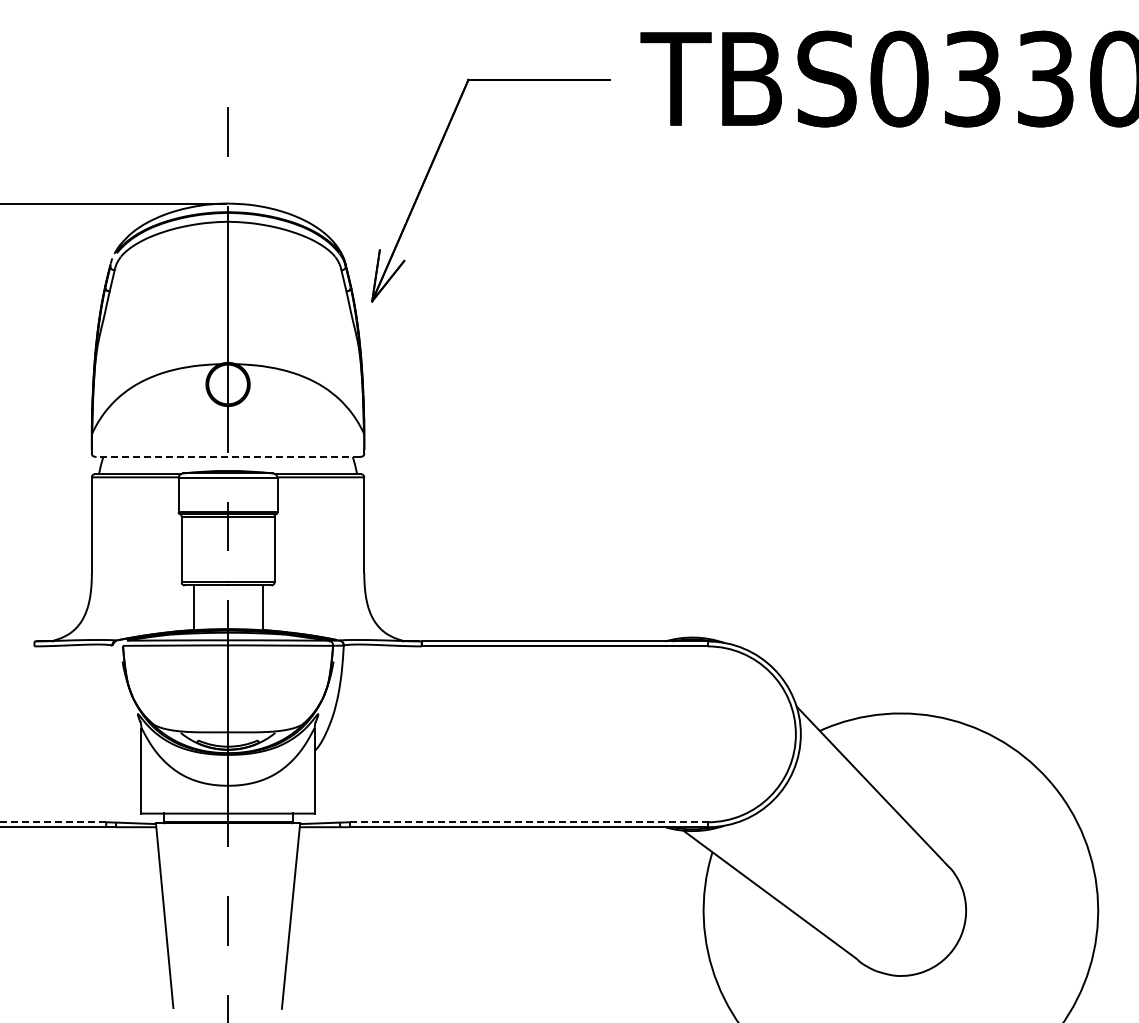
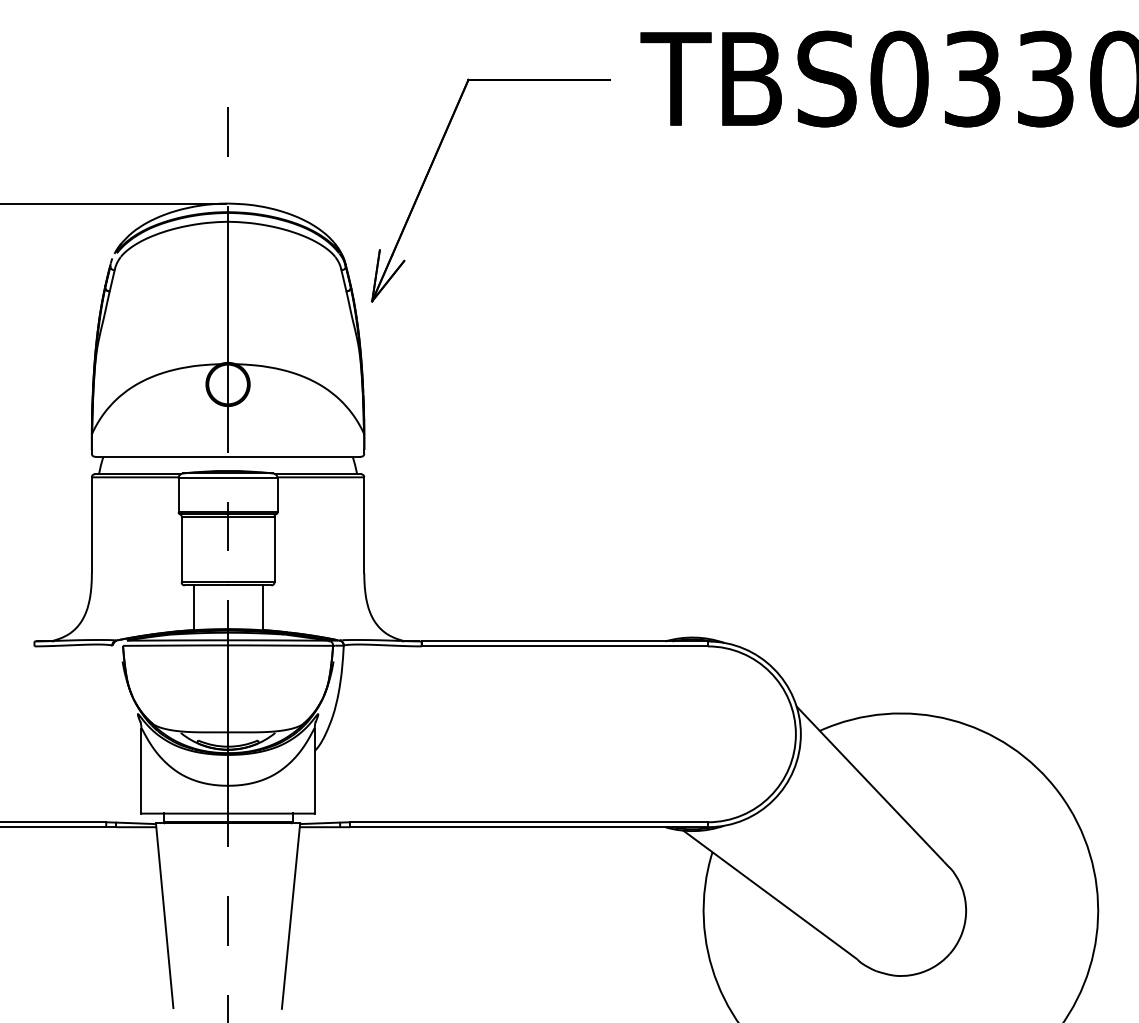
line: dashed -> solid (228, 456)
line: dashed -> solid (53, 822)
line: dashed -> solid (529, 822)
